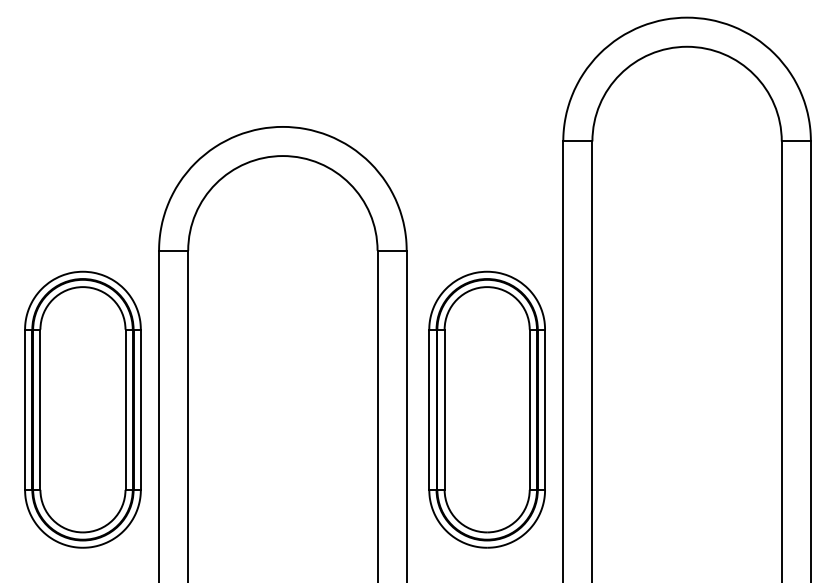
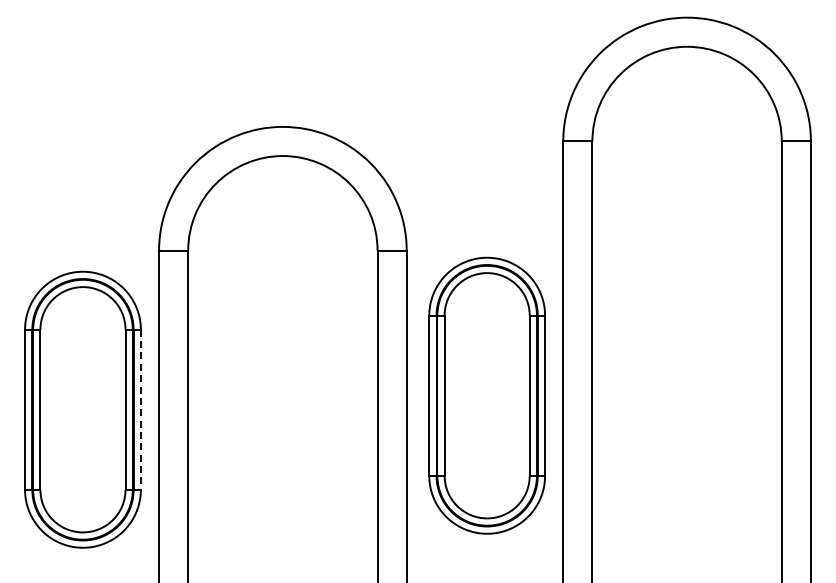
part position: (486, 409) -> (486, 395) (486, 395)
line: solid -> dashed (140, 410)
